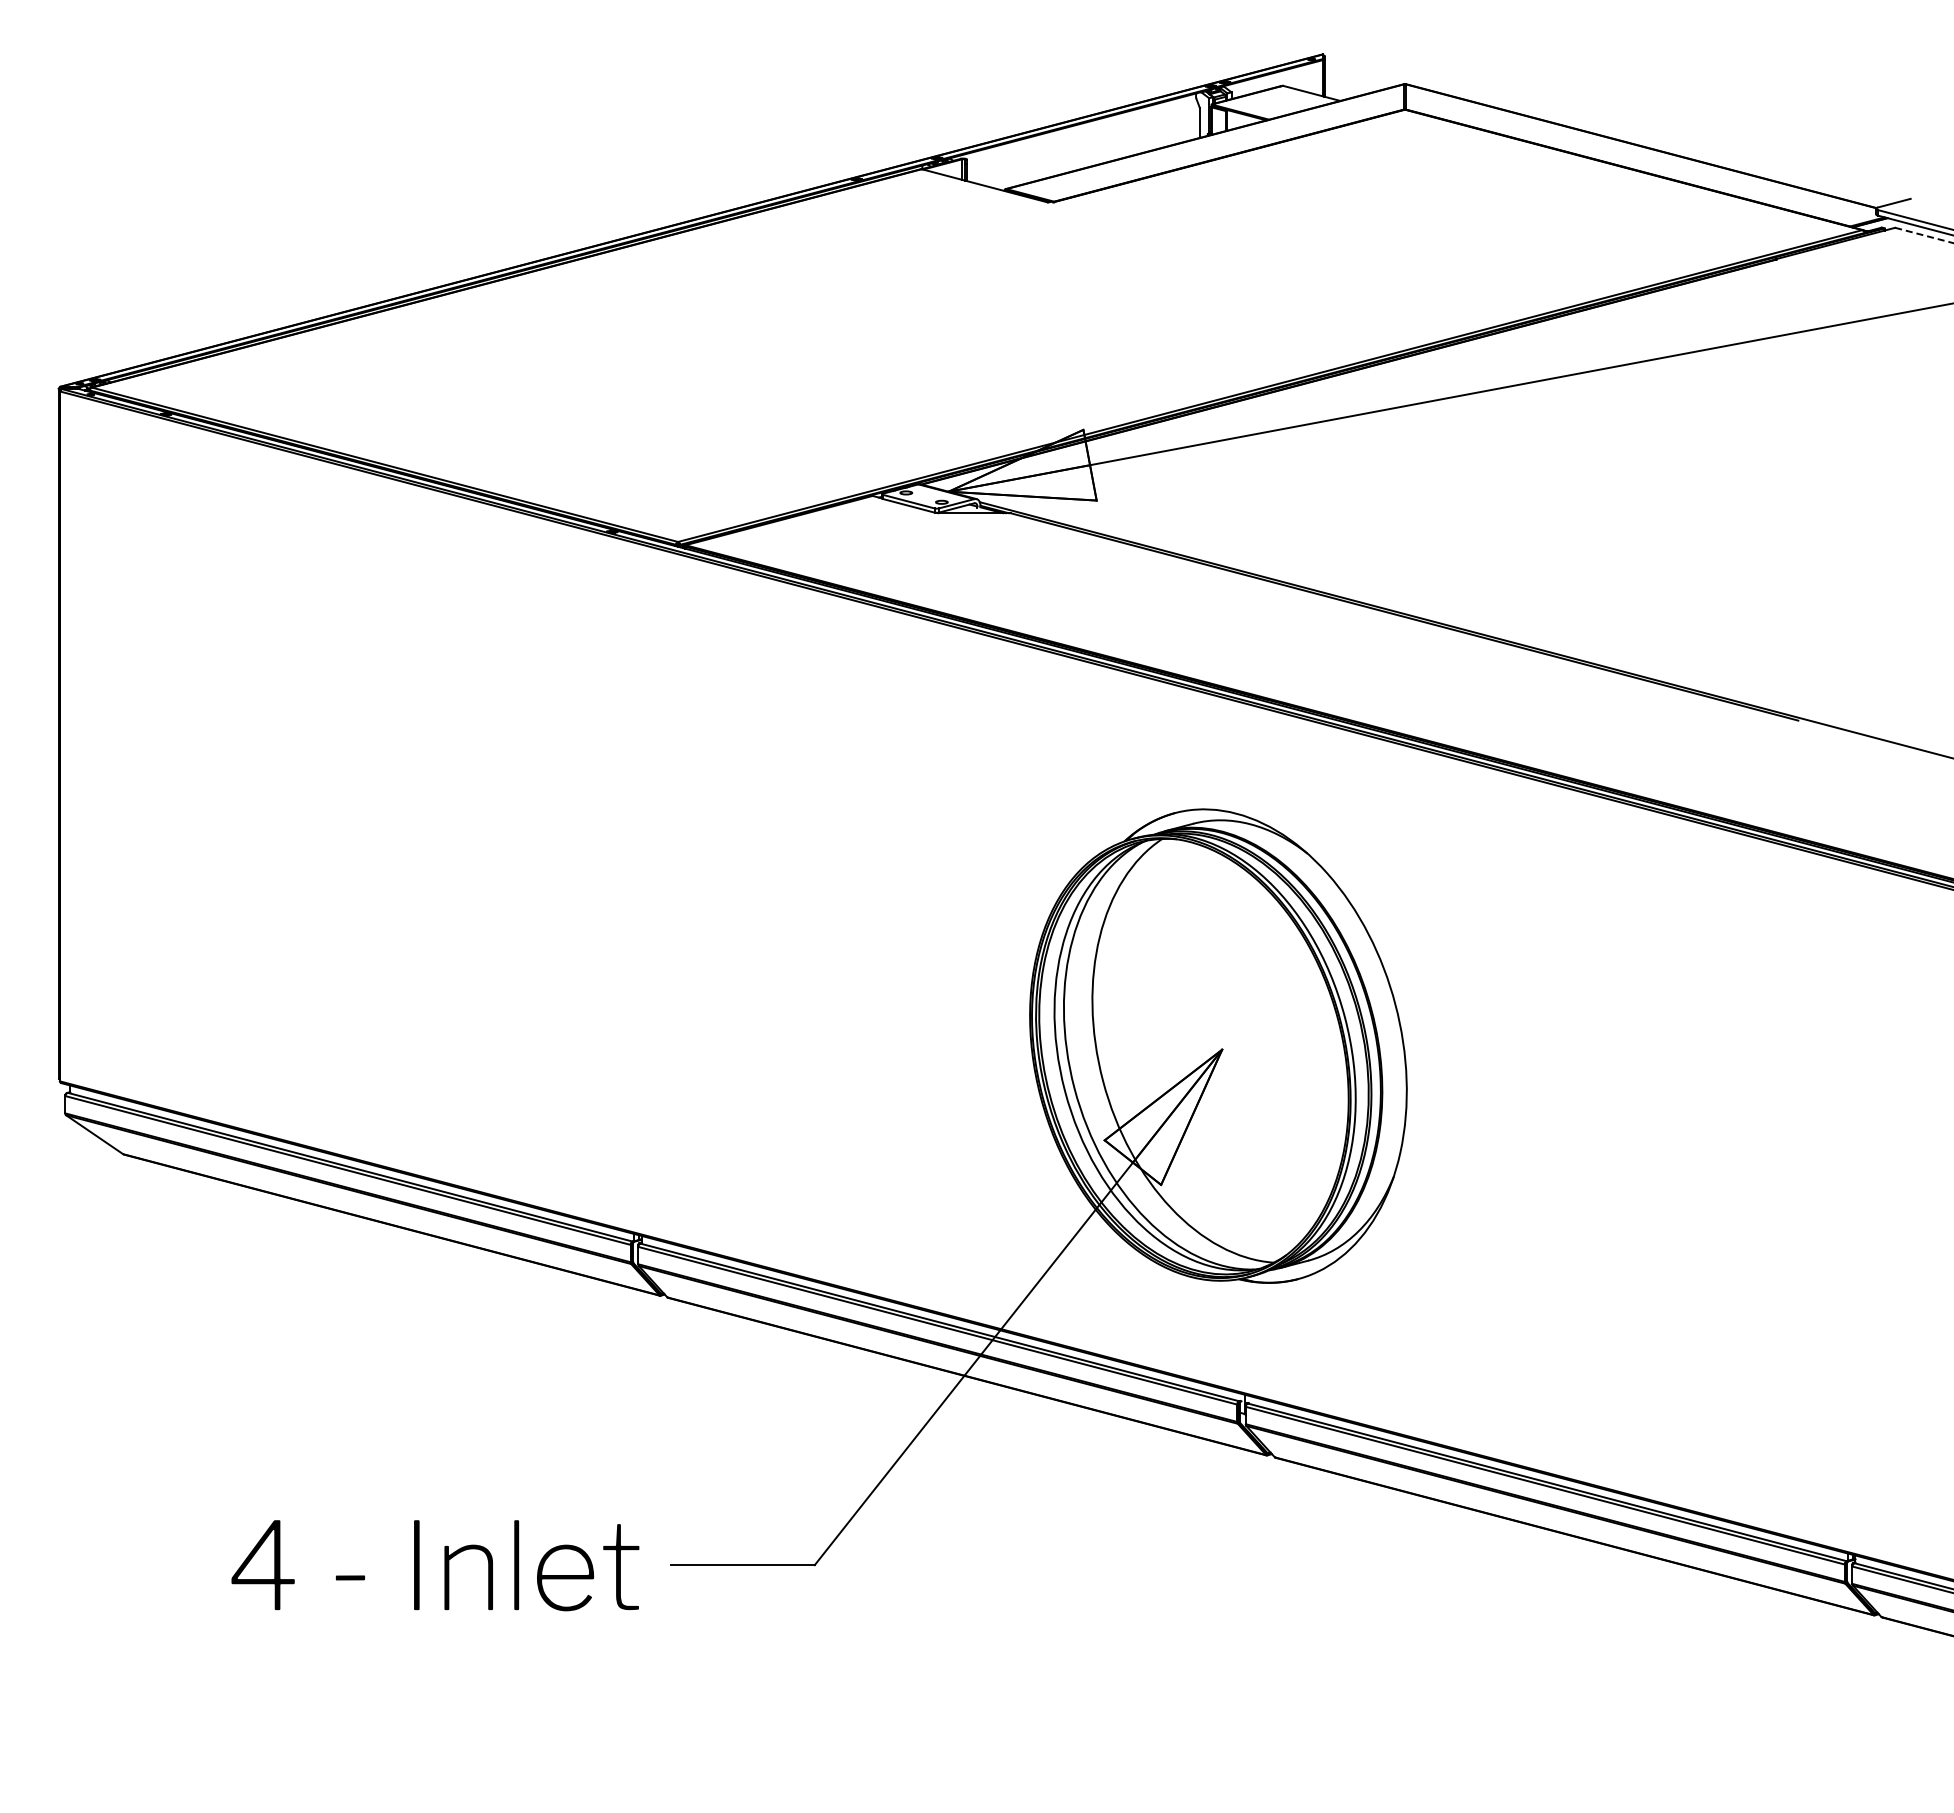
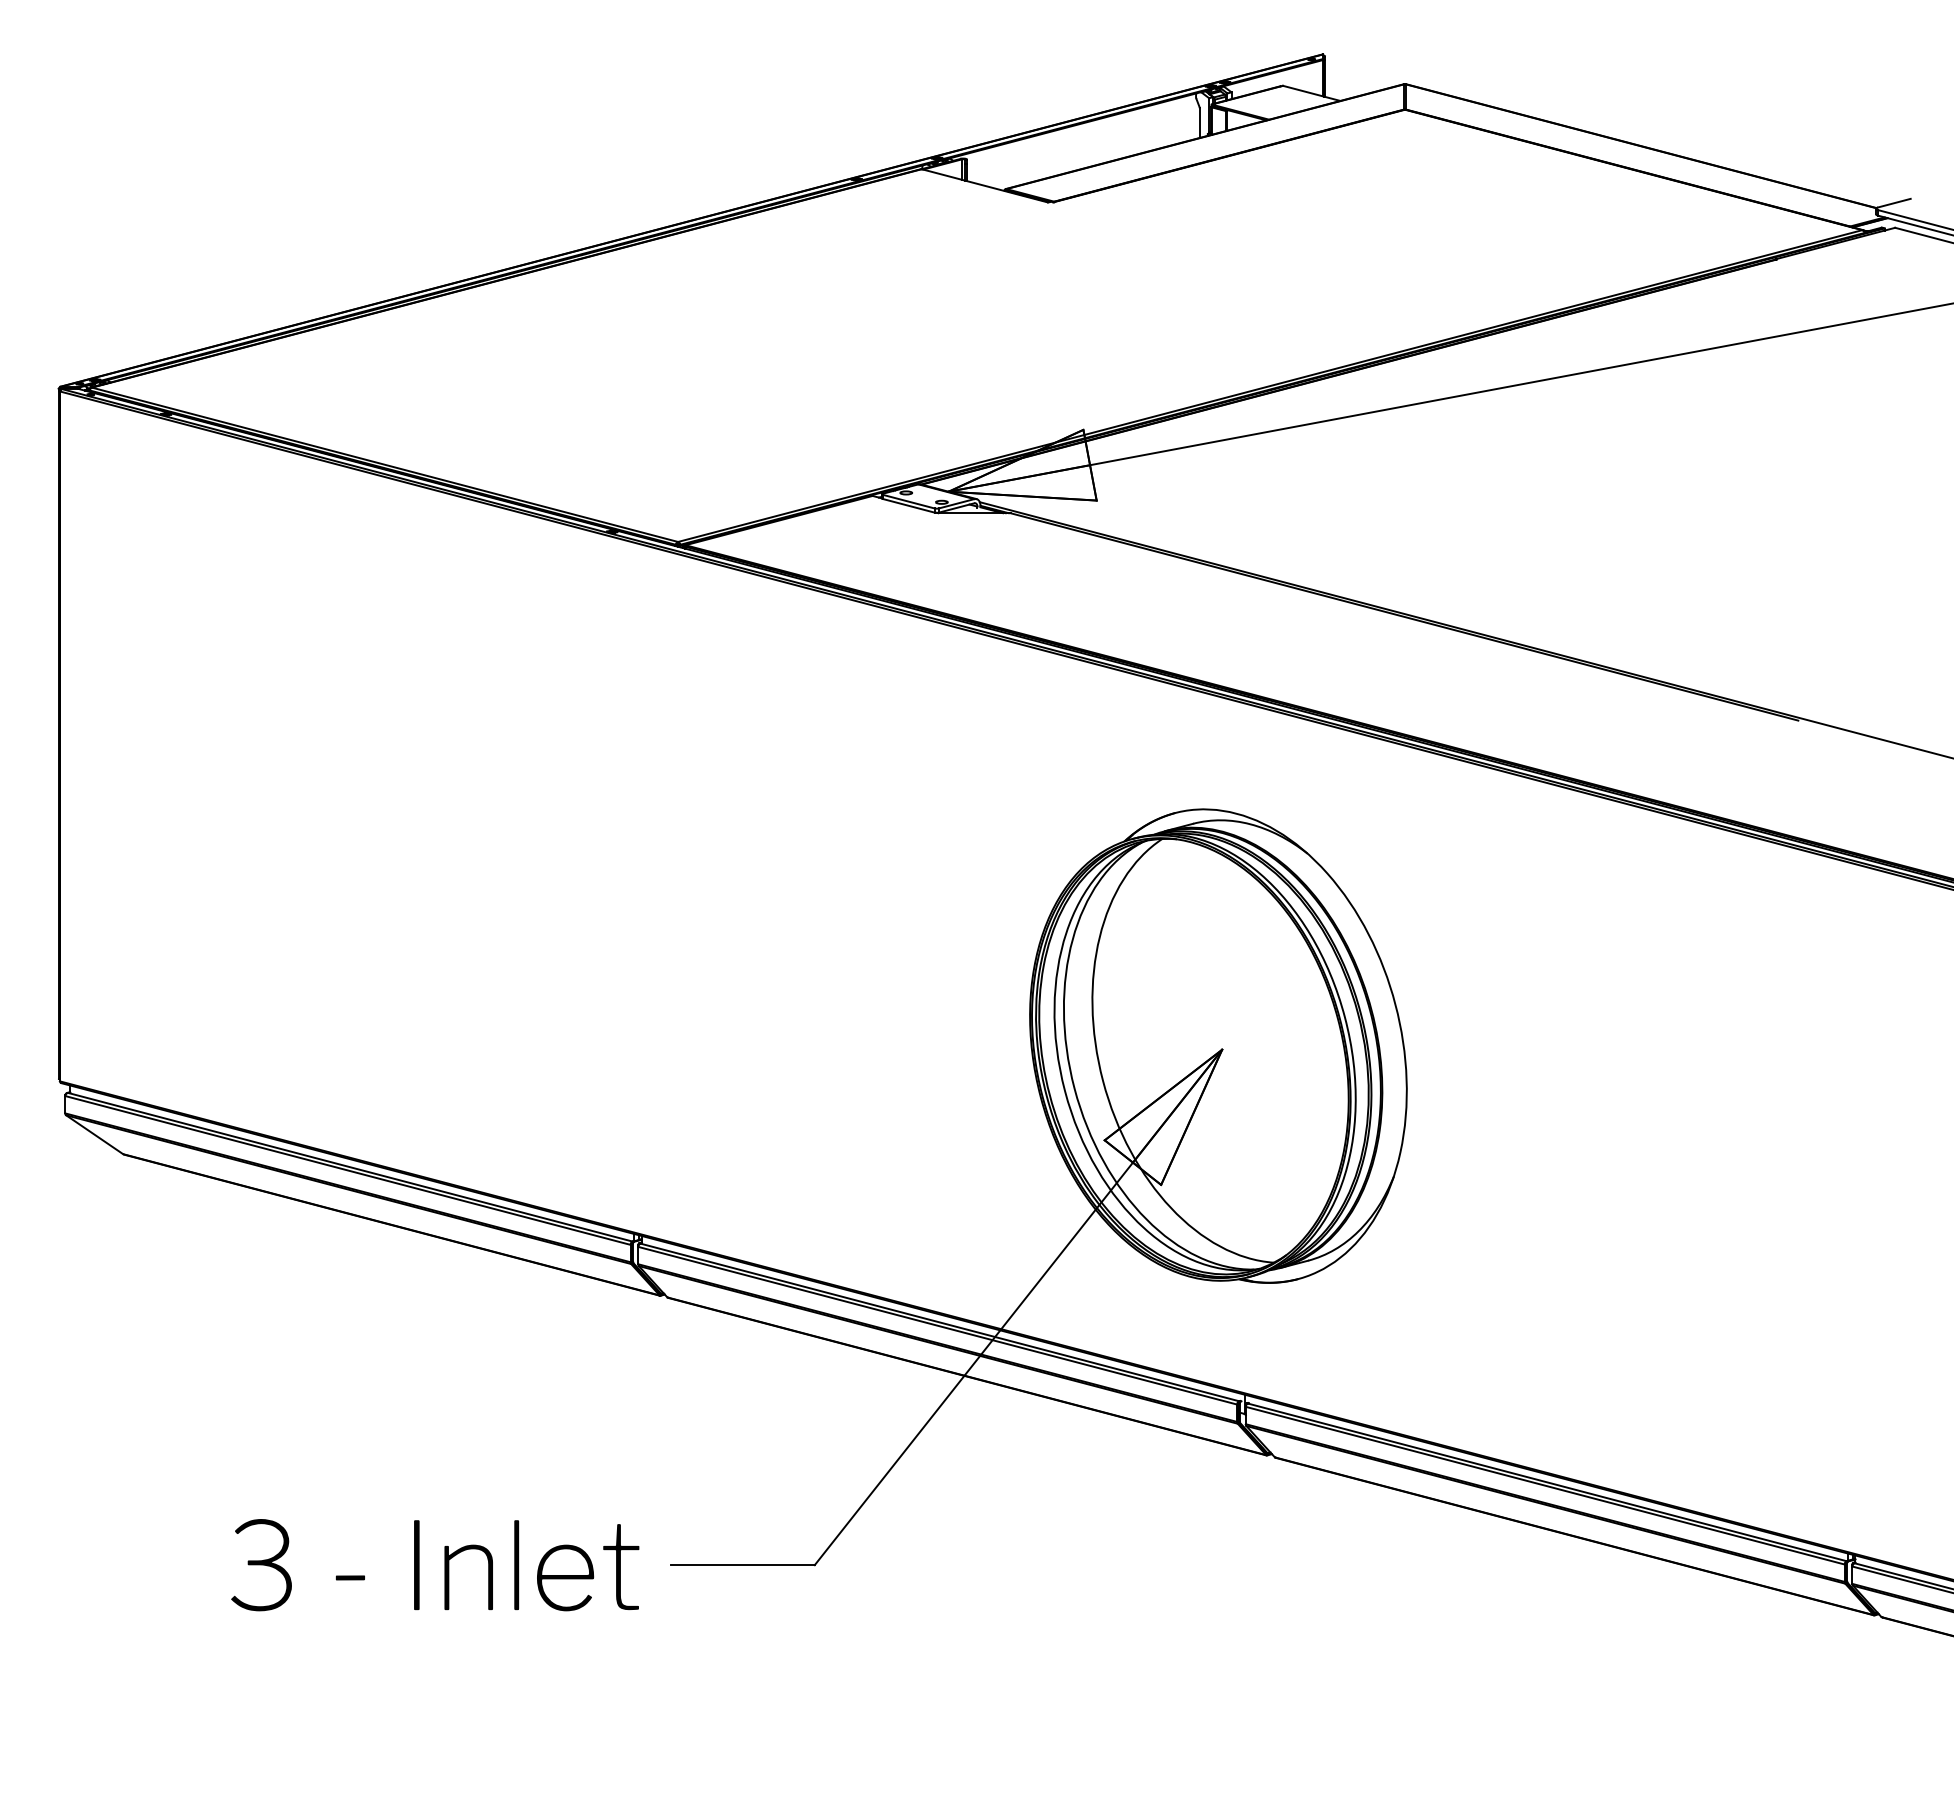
line: dashed -> solid (1924, 235)
text: 4 -> 3 (262, 1565)
